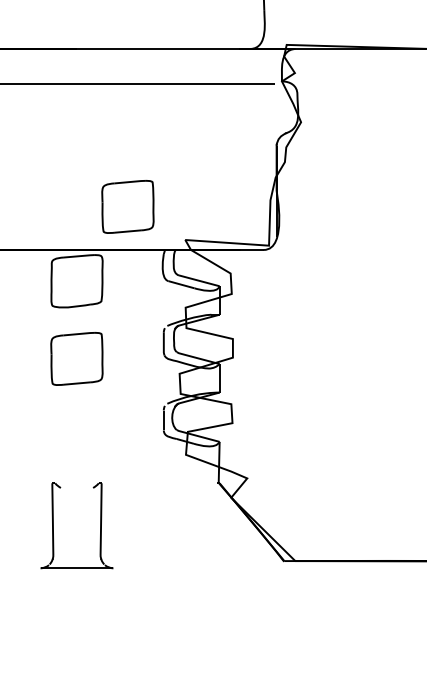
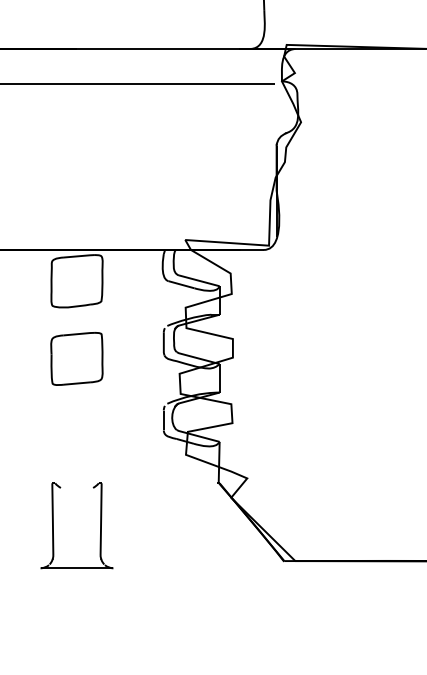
part: present -> none (127, 206)
